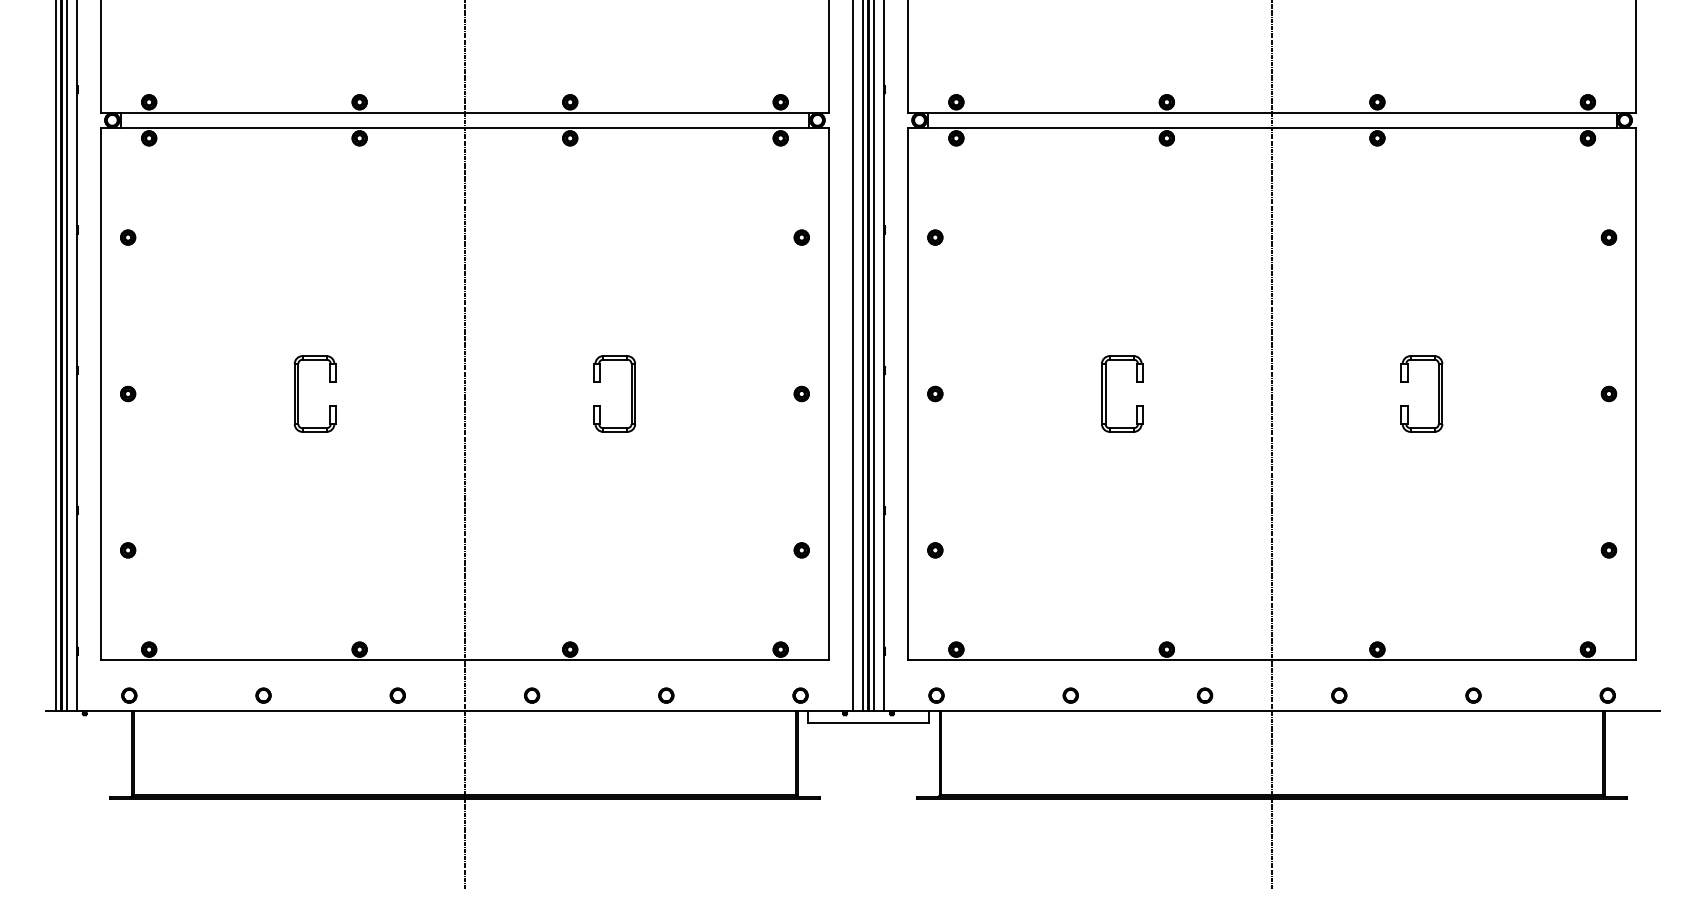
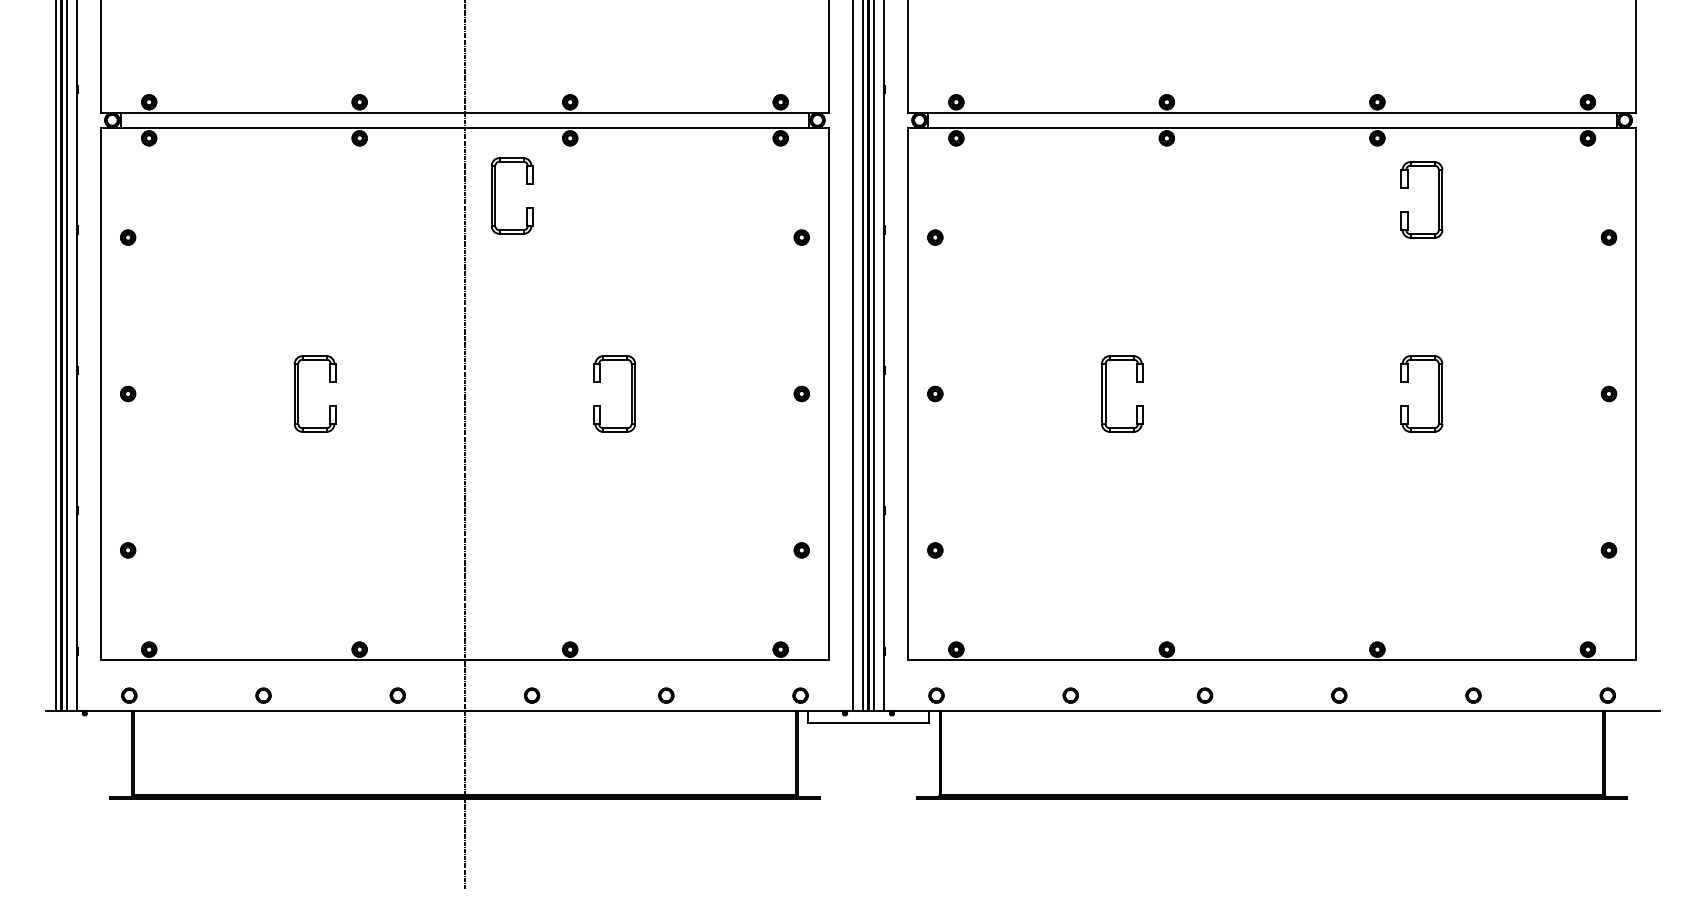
part: none -> present (495, 195)
part: none -> present (1438, 199)
line: present -> none (1272, 445)
